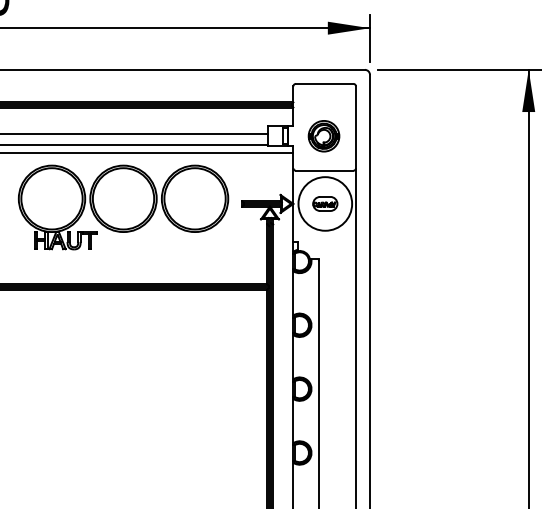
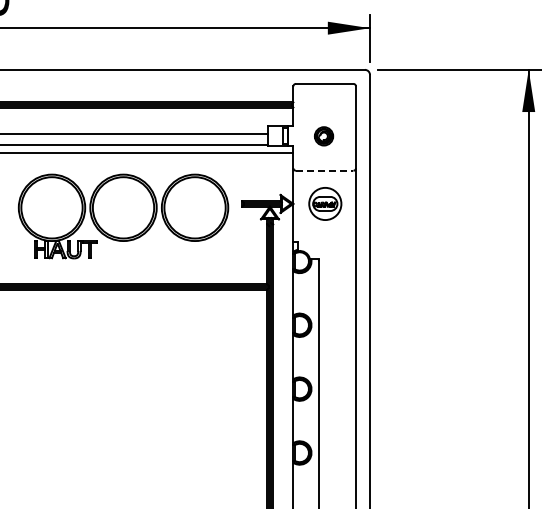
part size: 34x33 px -> 21x21 px (324, 136)
line: solid -> dashed (324, 170)
circle diameter: 54 px -> 32 px (325, 203)
part position: (123, 207) -> (123, 216) (123, 216)
